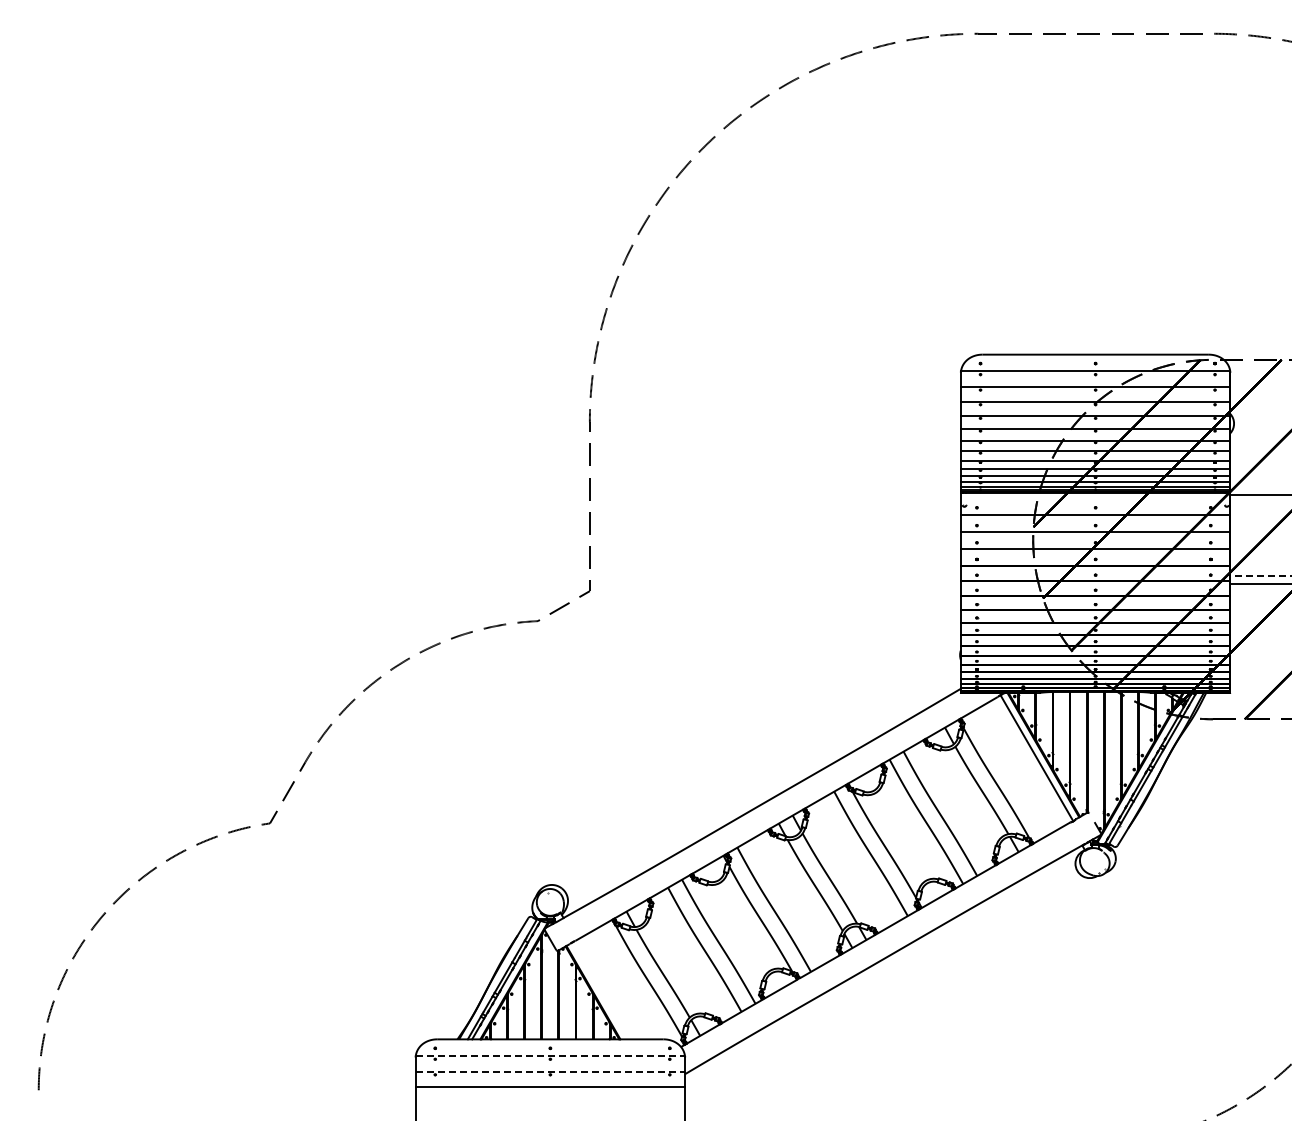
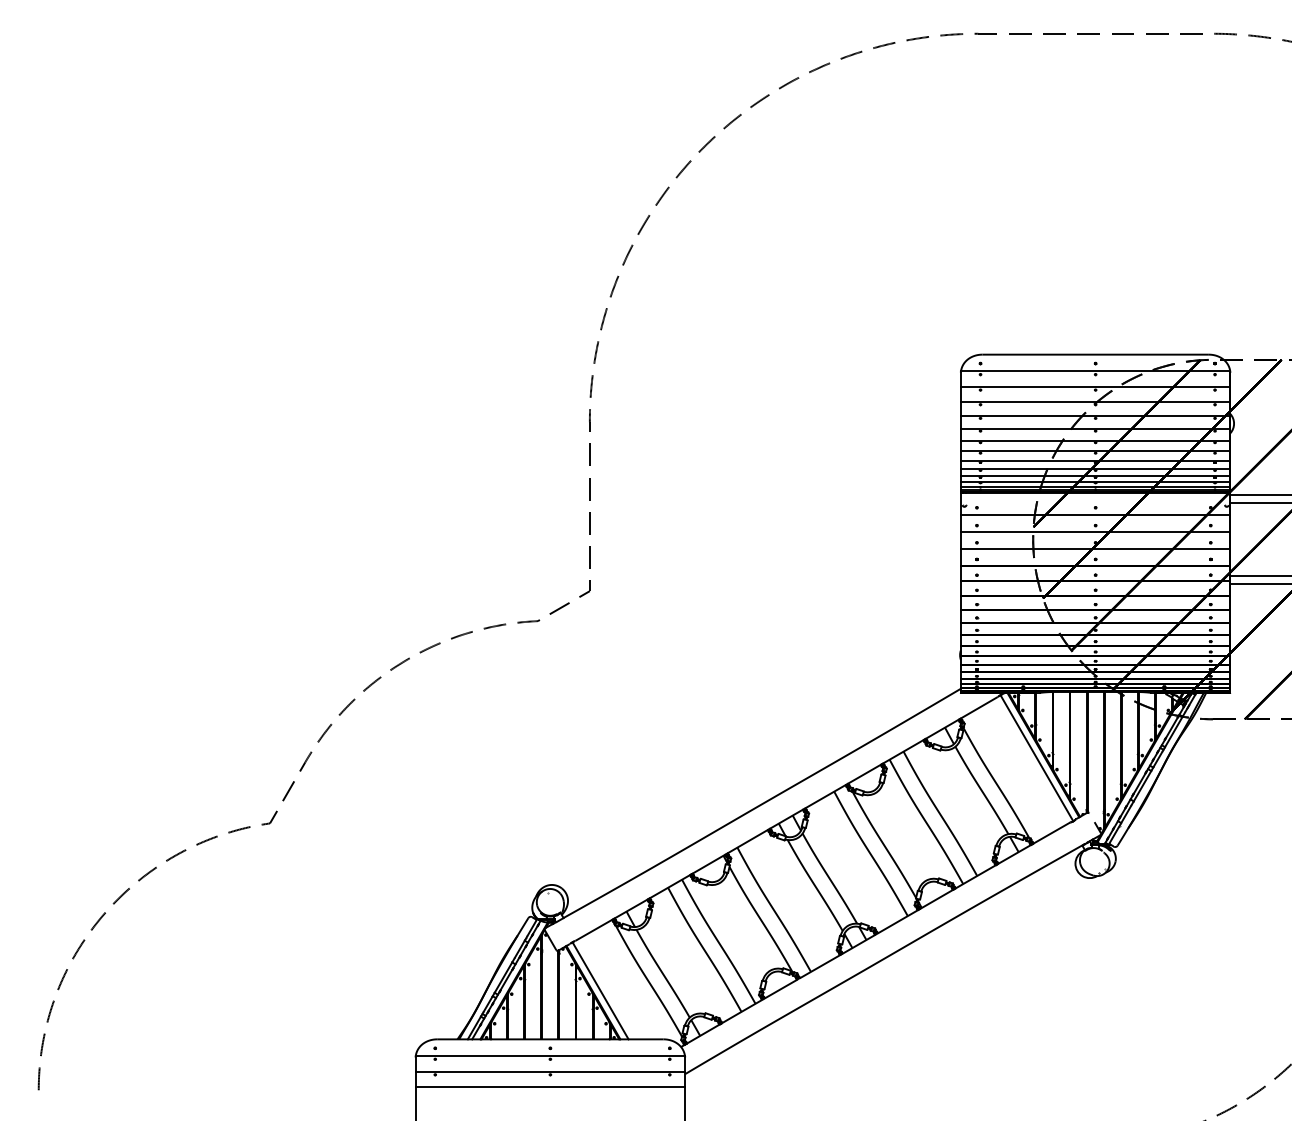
line: none -> present (1259, 502)
line: dashed -> solid (1260, 576)
line: none -> present (600, 990)
line: dashed -> solid (550, 1056)
line: dashed -> solid (550, 1071)
